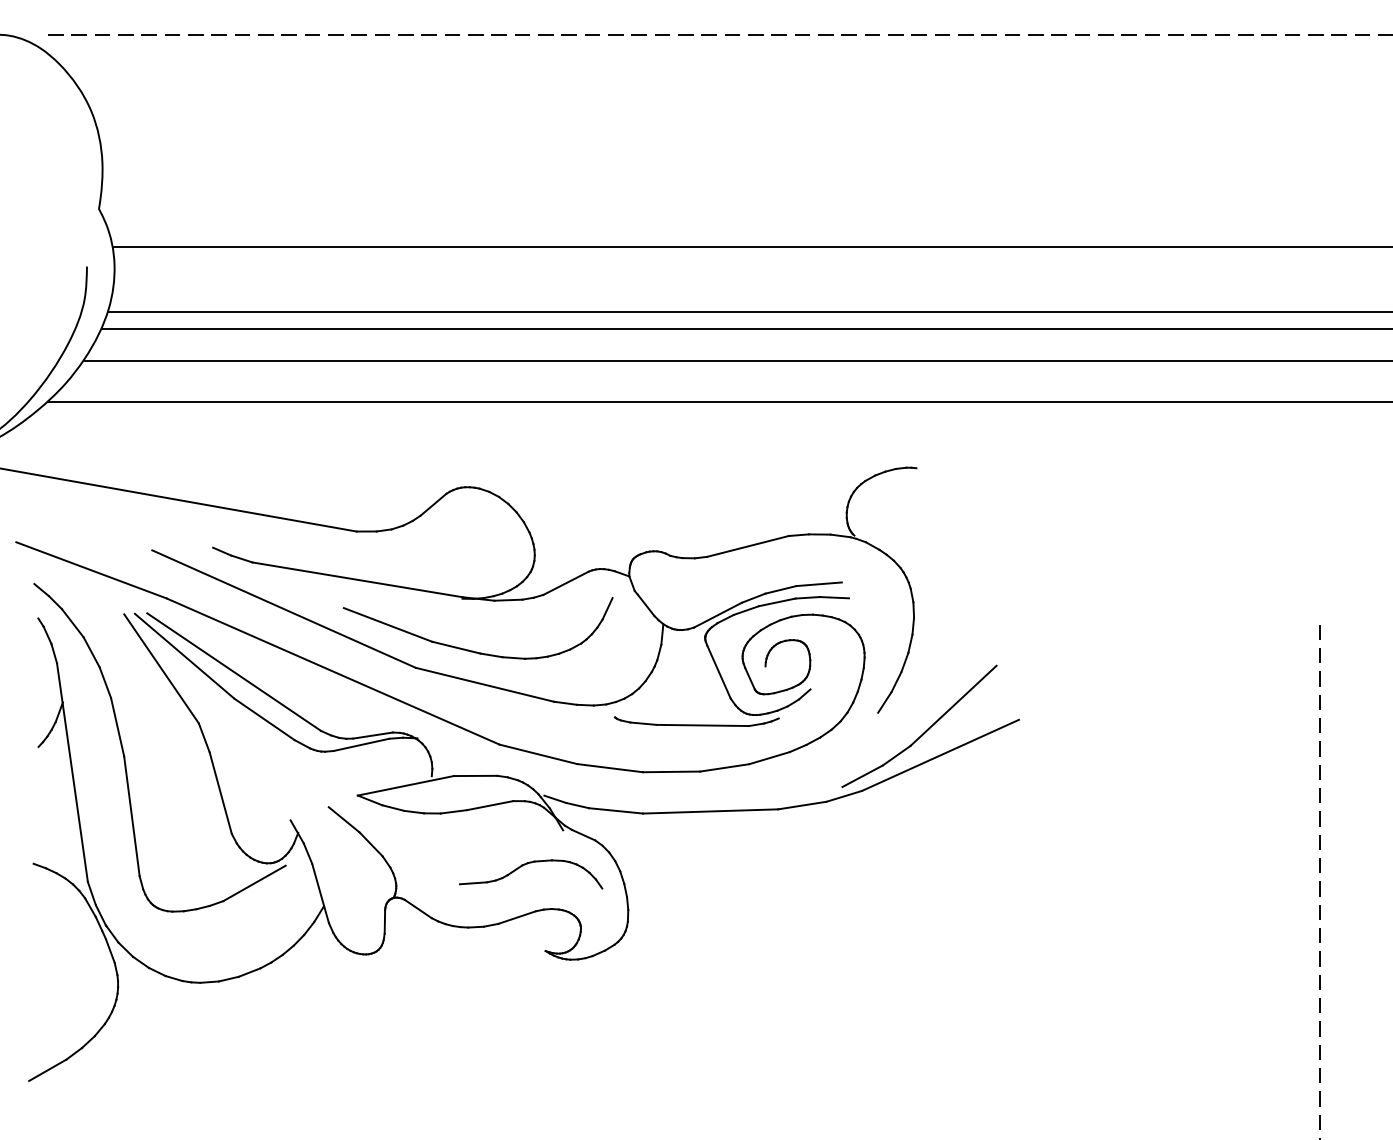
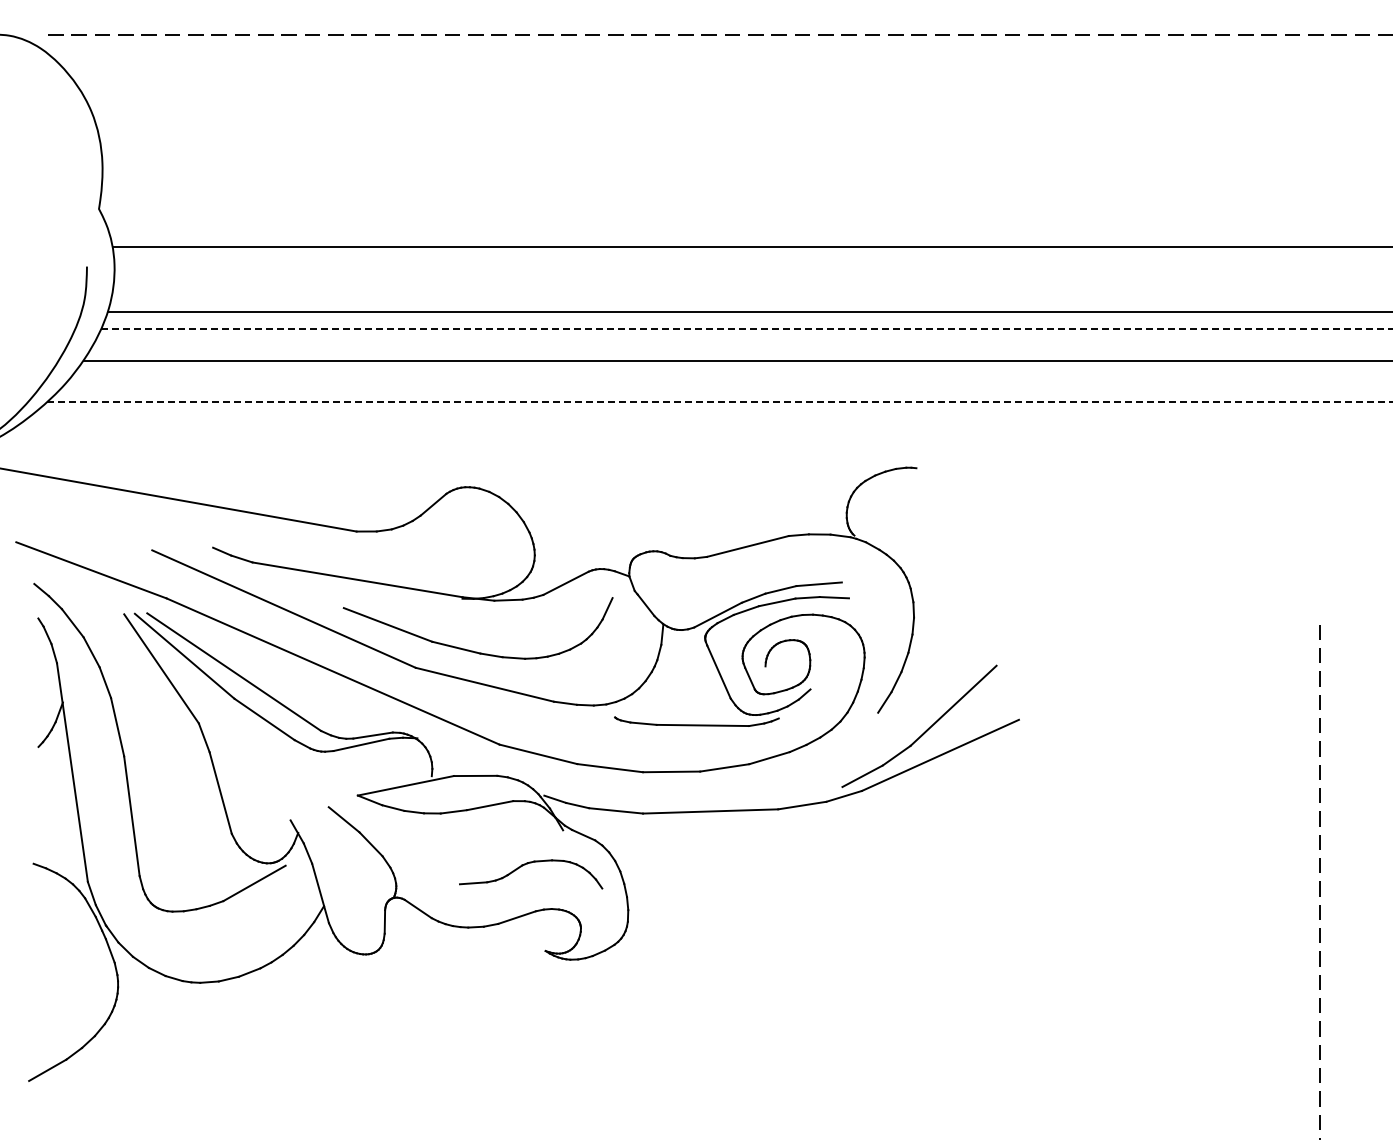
line: solid -> dashed (747, 328)
line: solid -> dashed (719, 402)
